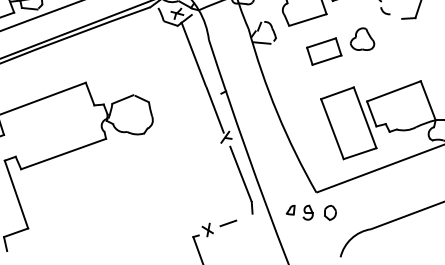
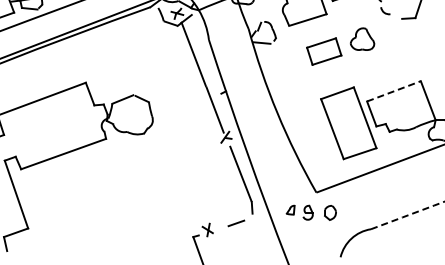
line: solid -> dashed (393, 91)
arc: solid -> dashed (408, 215)
line position: (228, 223) -> (236, 223) (236, 223)
